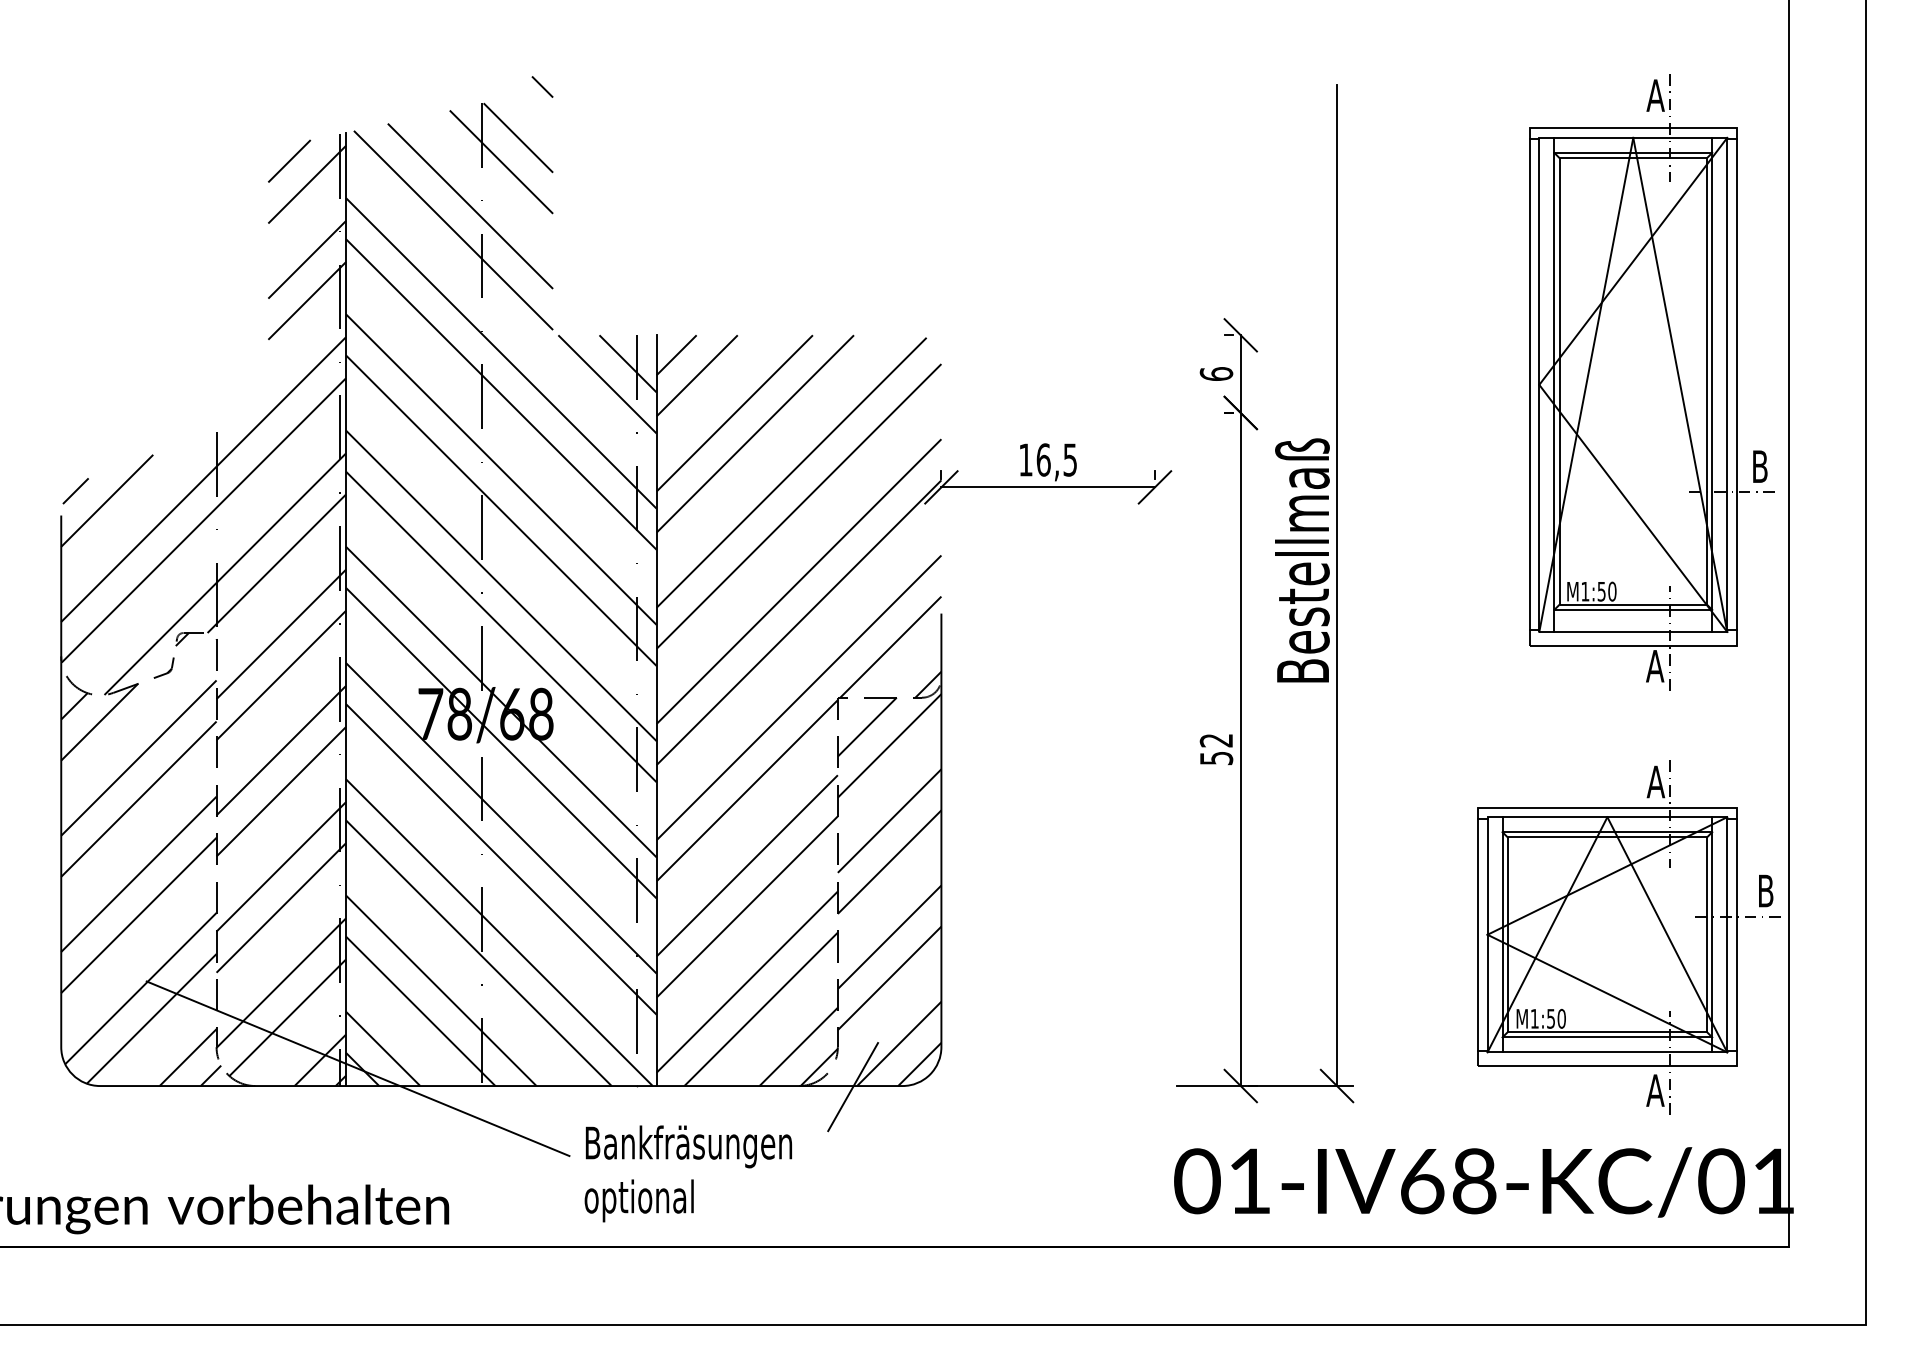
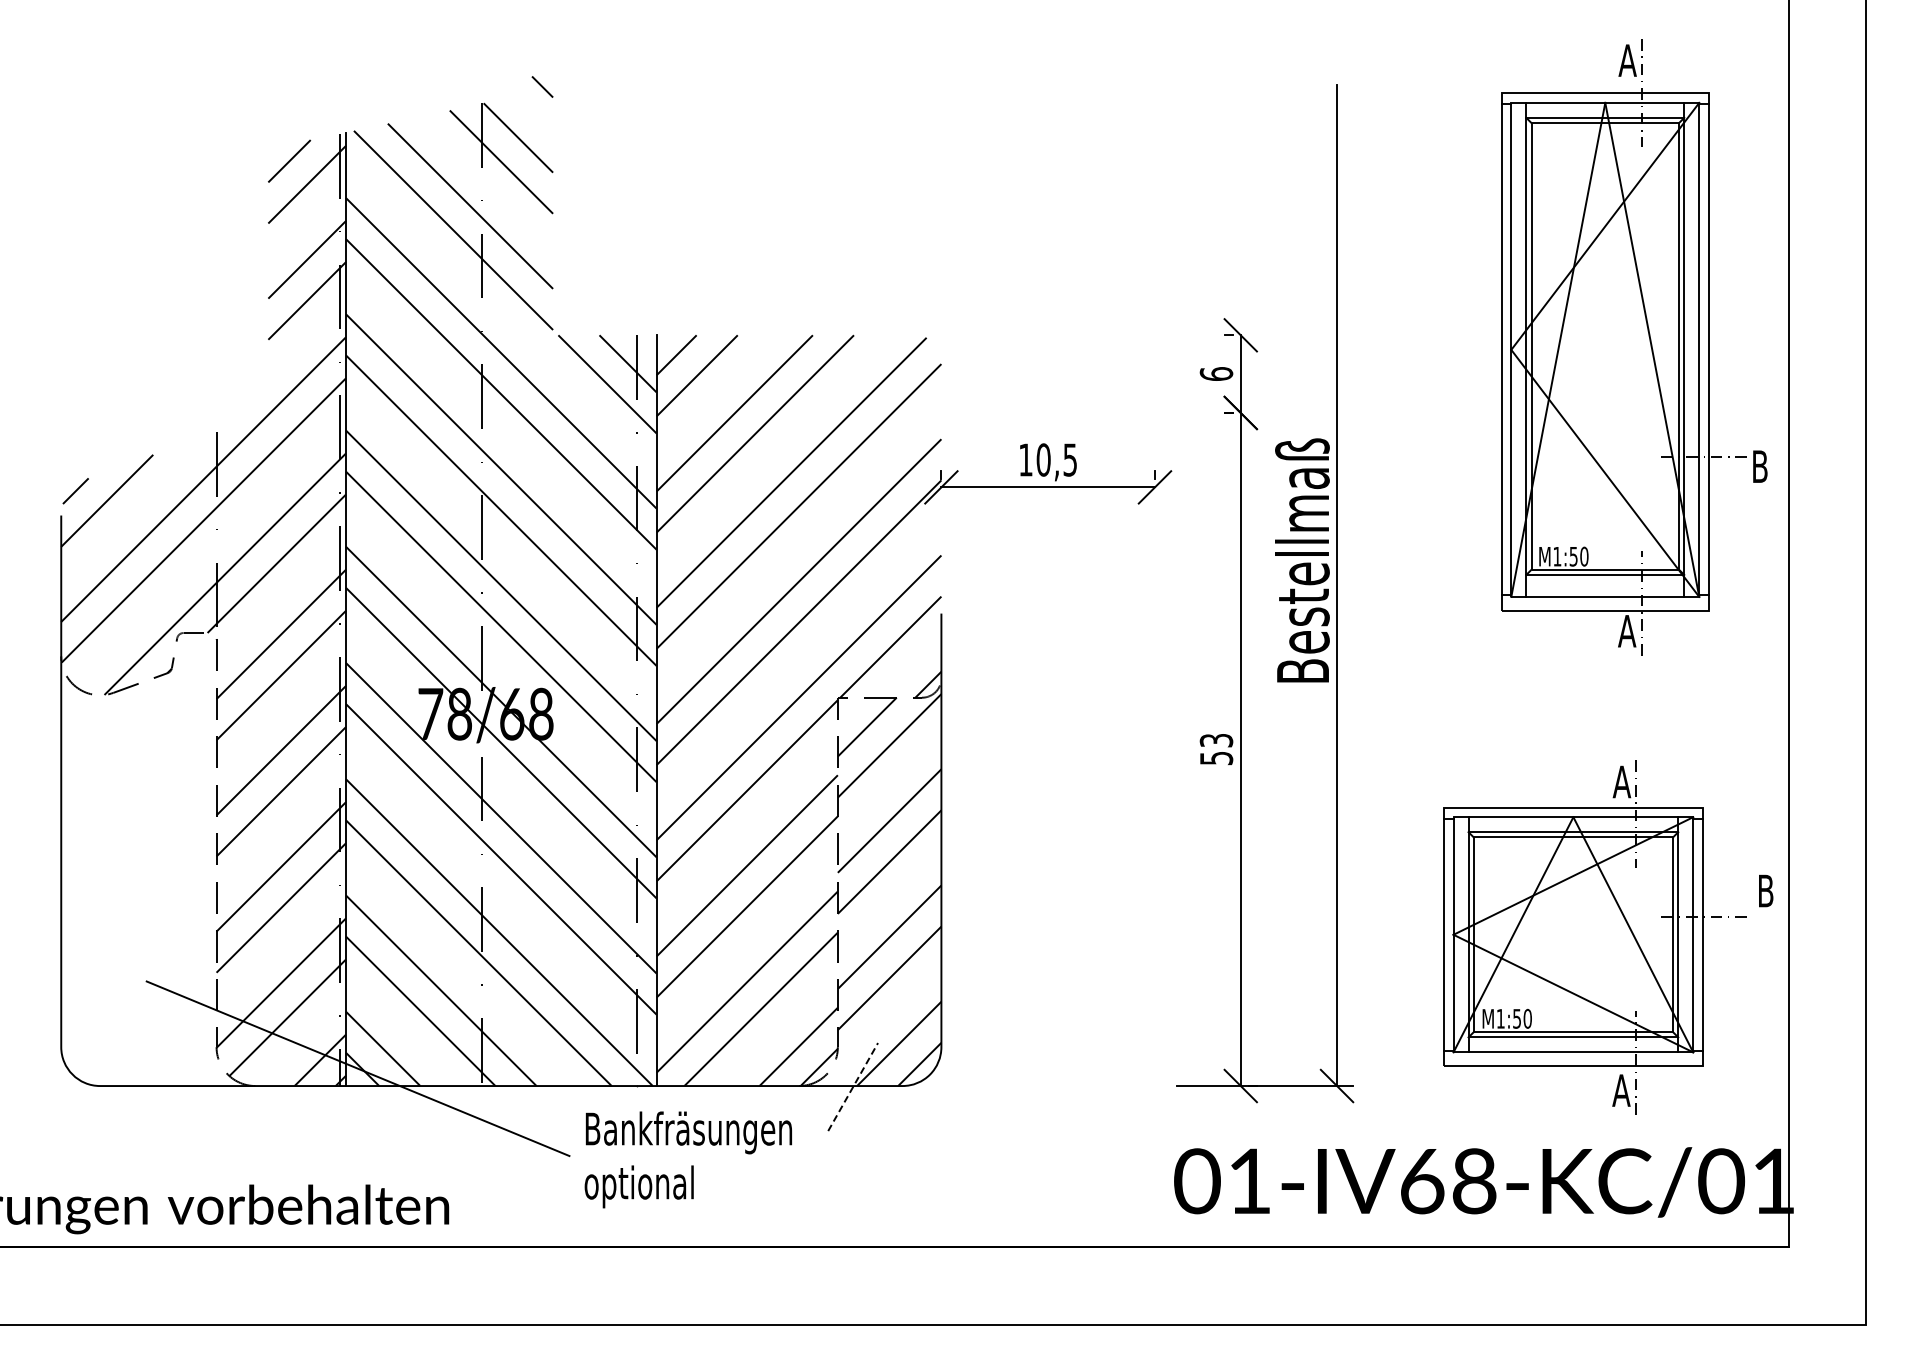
part position: (1651, 382) -> (1623, 347) (1623, 347)
text: 16,5 -> 10,5 (1043, 459)
text: 52 -> 53 (1216, 740)
hatch: present -> none (141, 859)
part position: (1628, 937) -> (1594, 937) (1594, 937)
line: solid -> dashed (853, 1087)
text position: (687, 1173) -> (687, 1159) (687, 1159)
